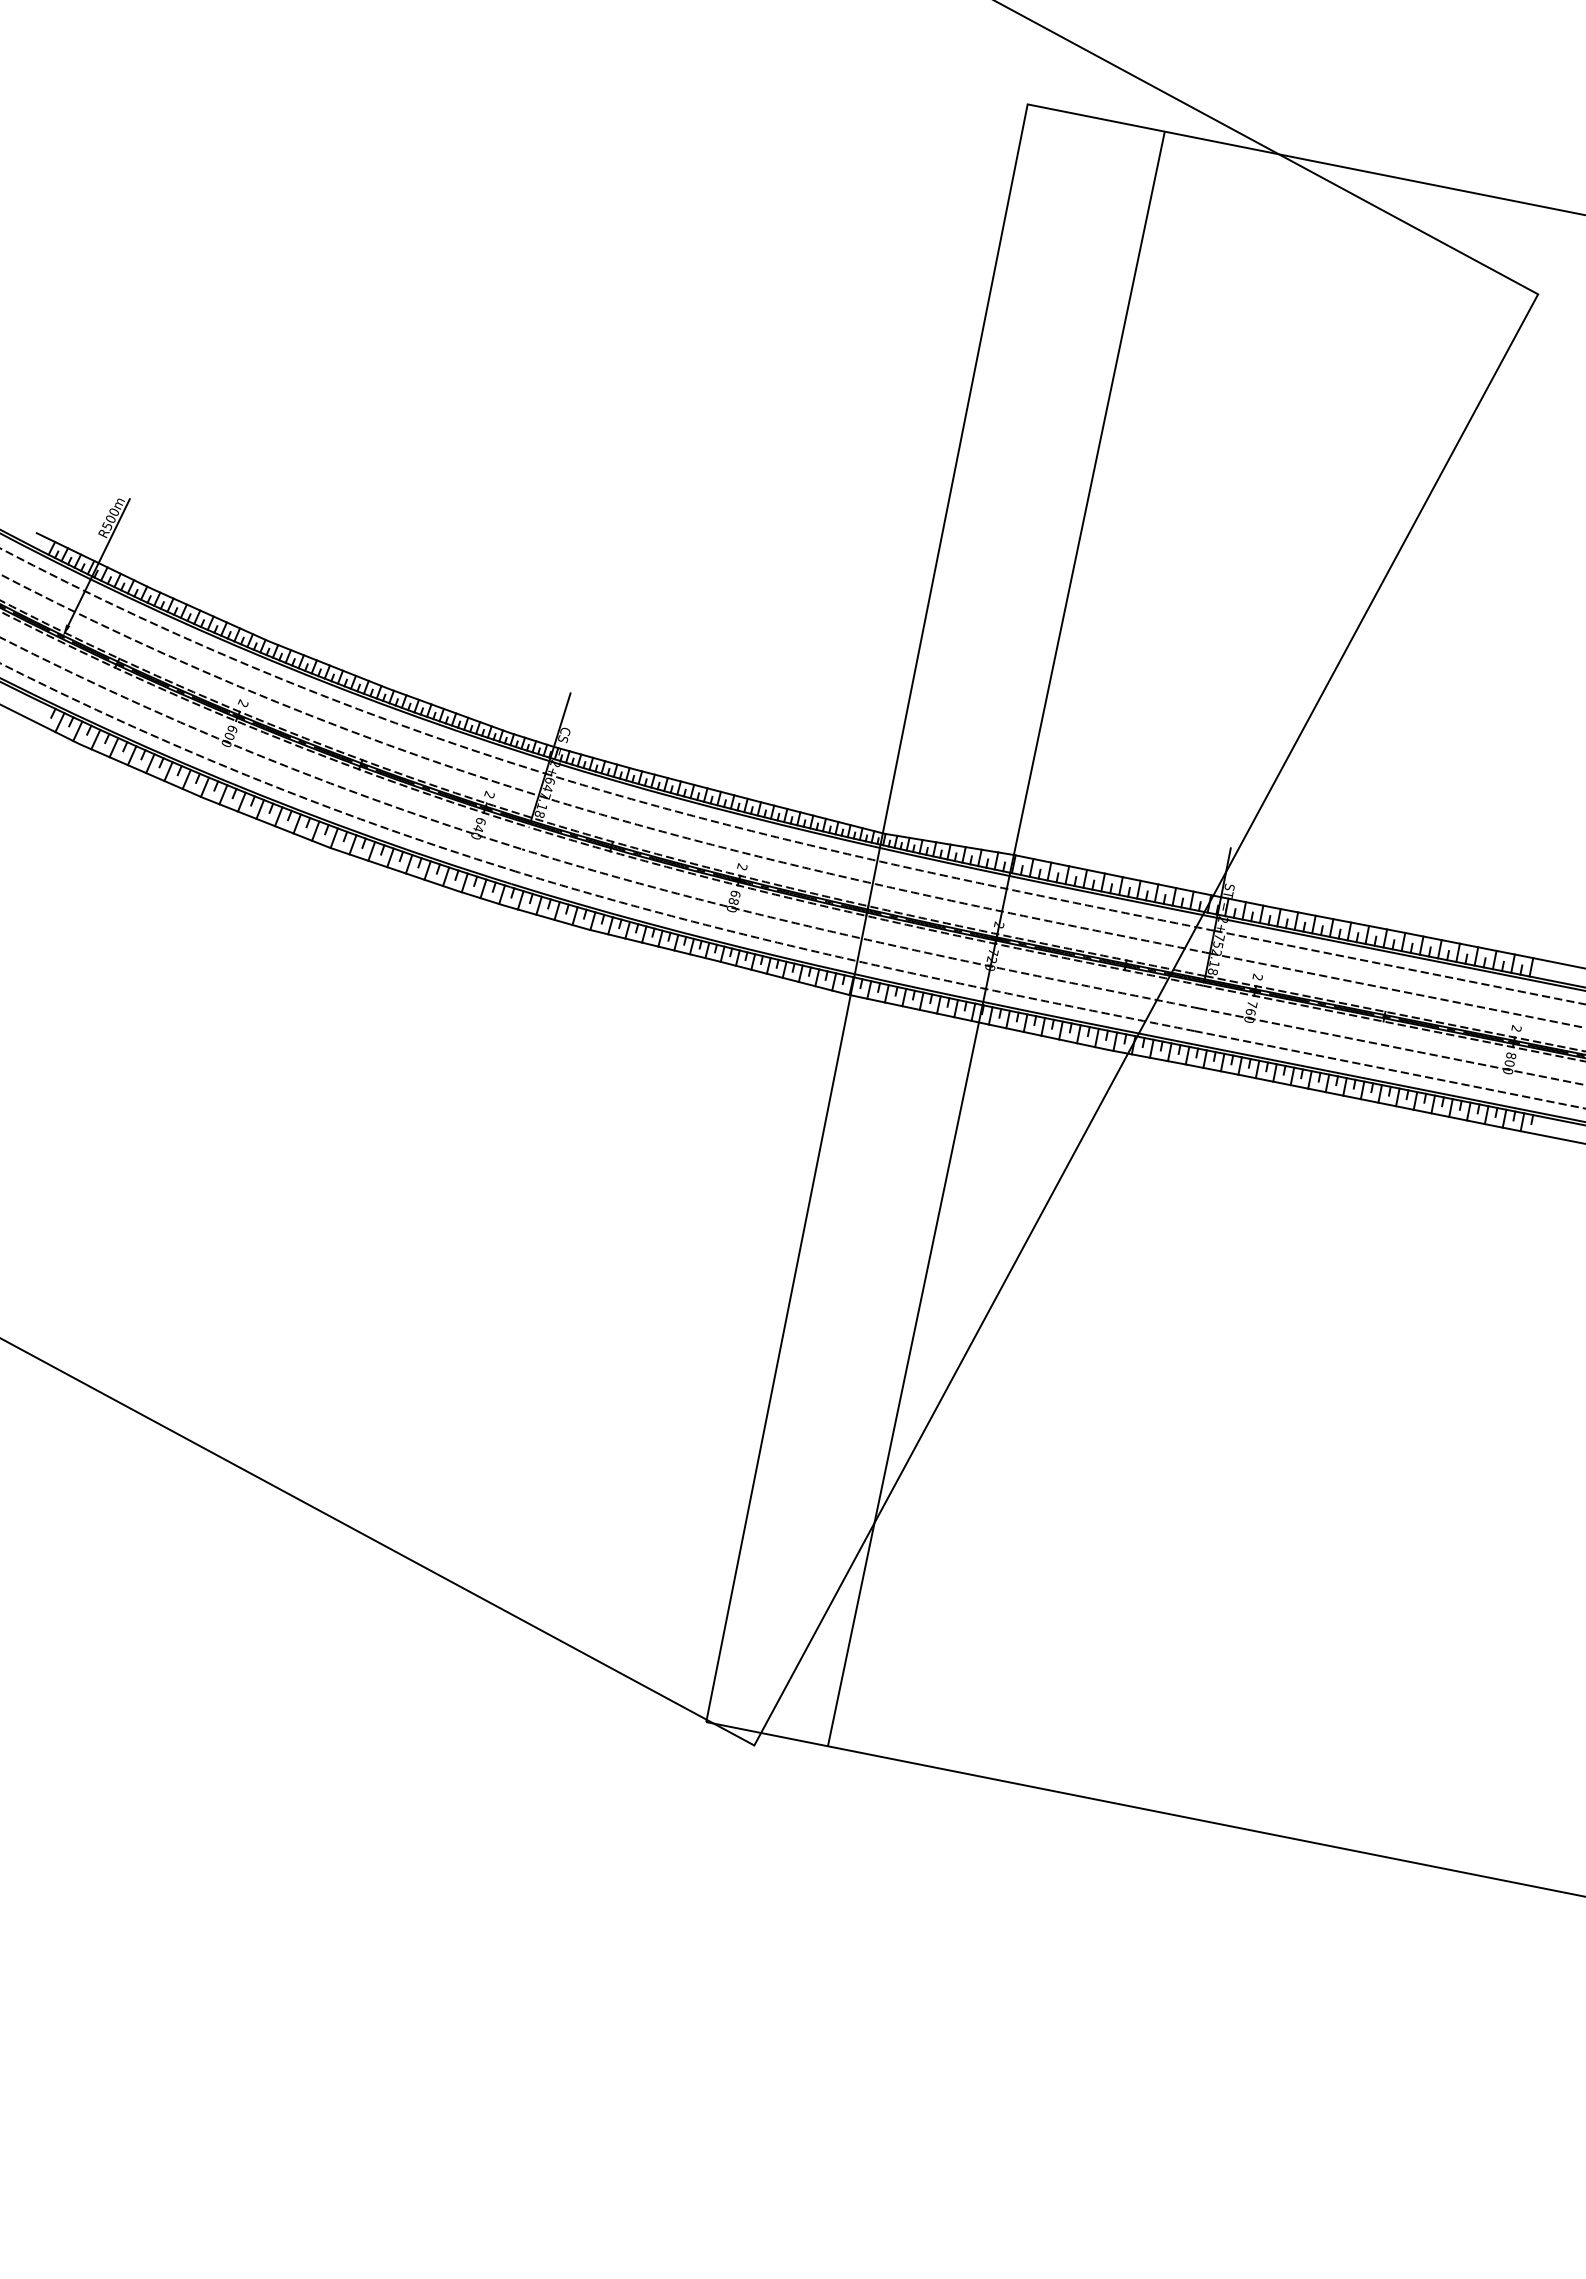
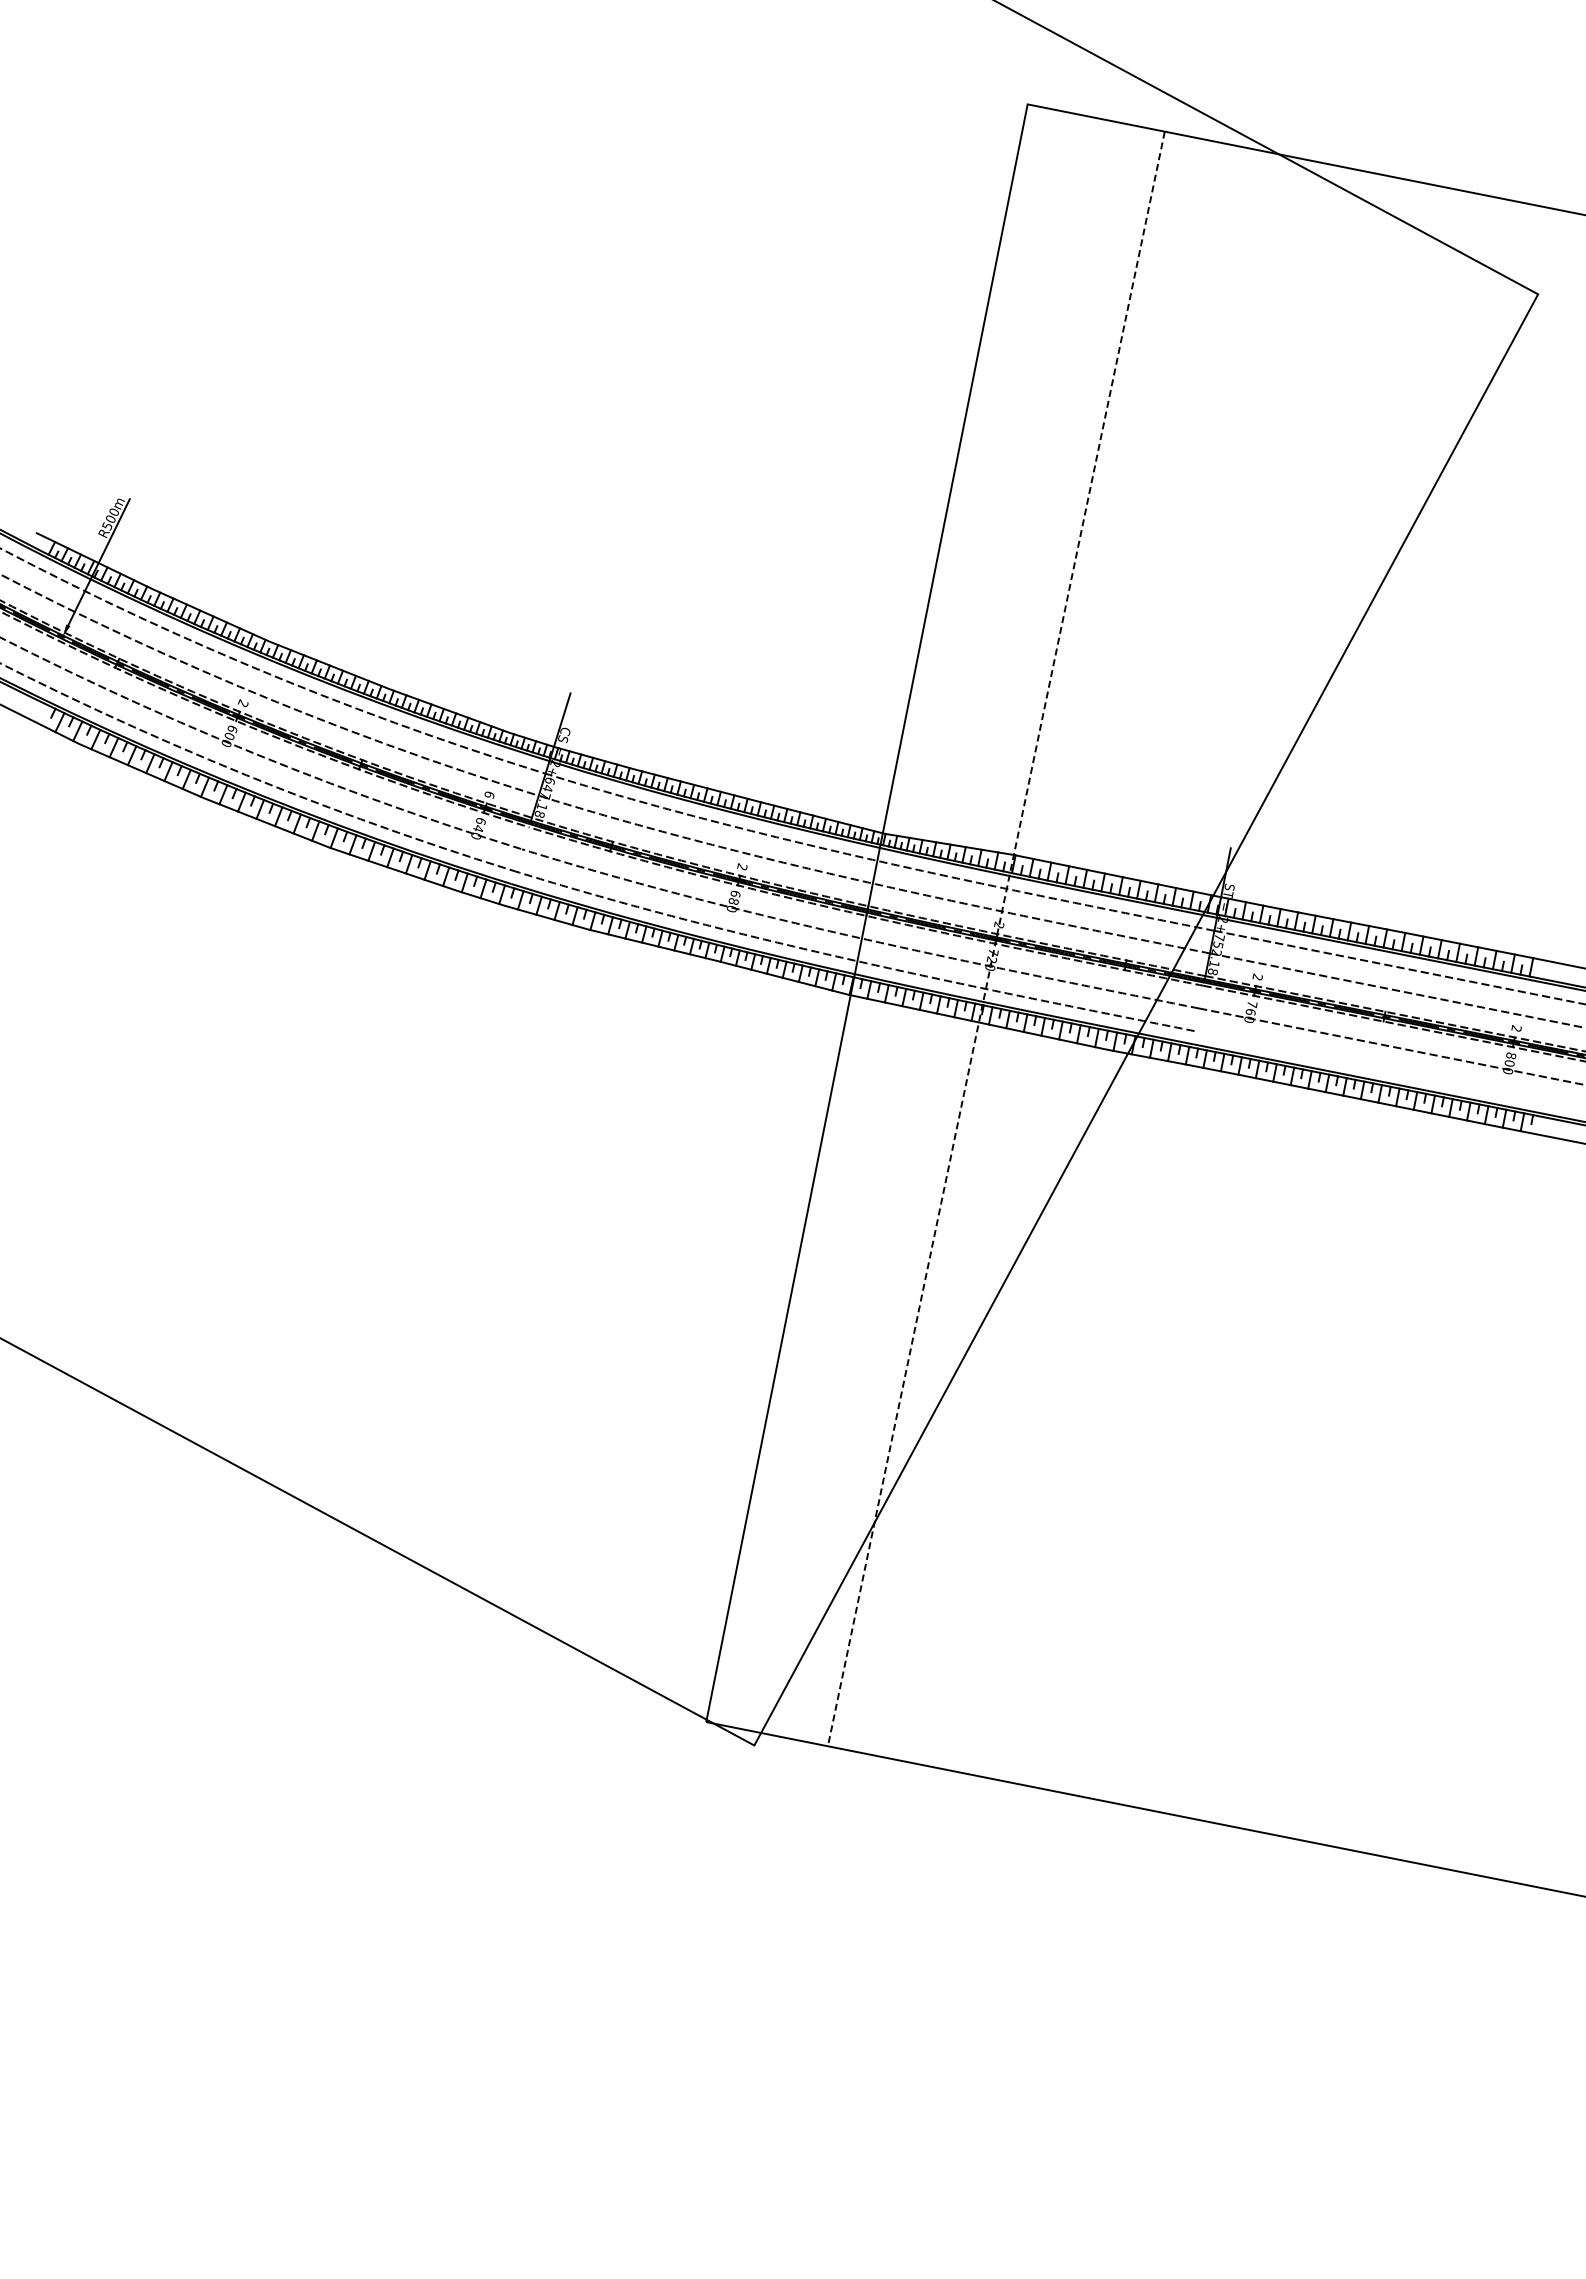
text: 2 -> 6 (489, 794)
line: solid -> dashed (996, 938)
line: present -> none (1388, 1069)
